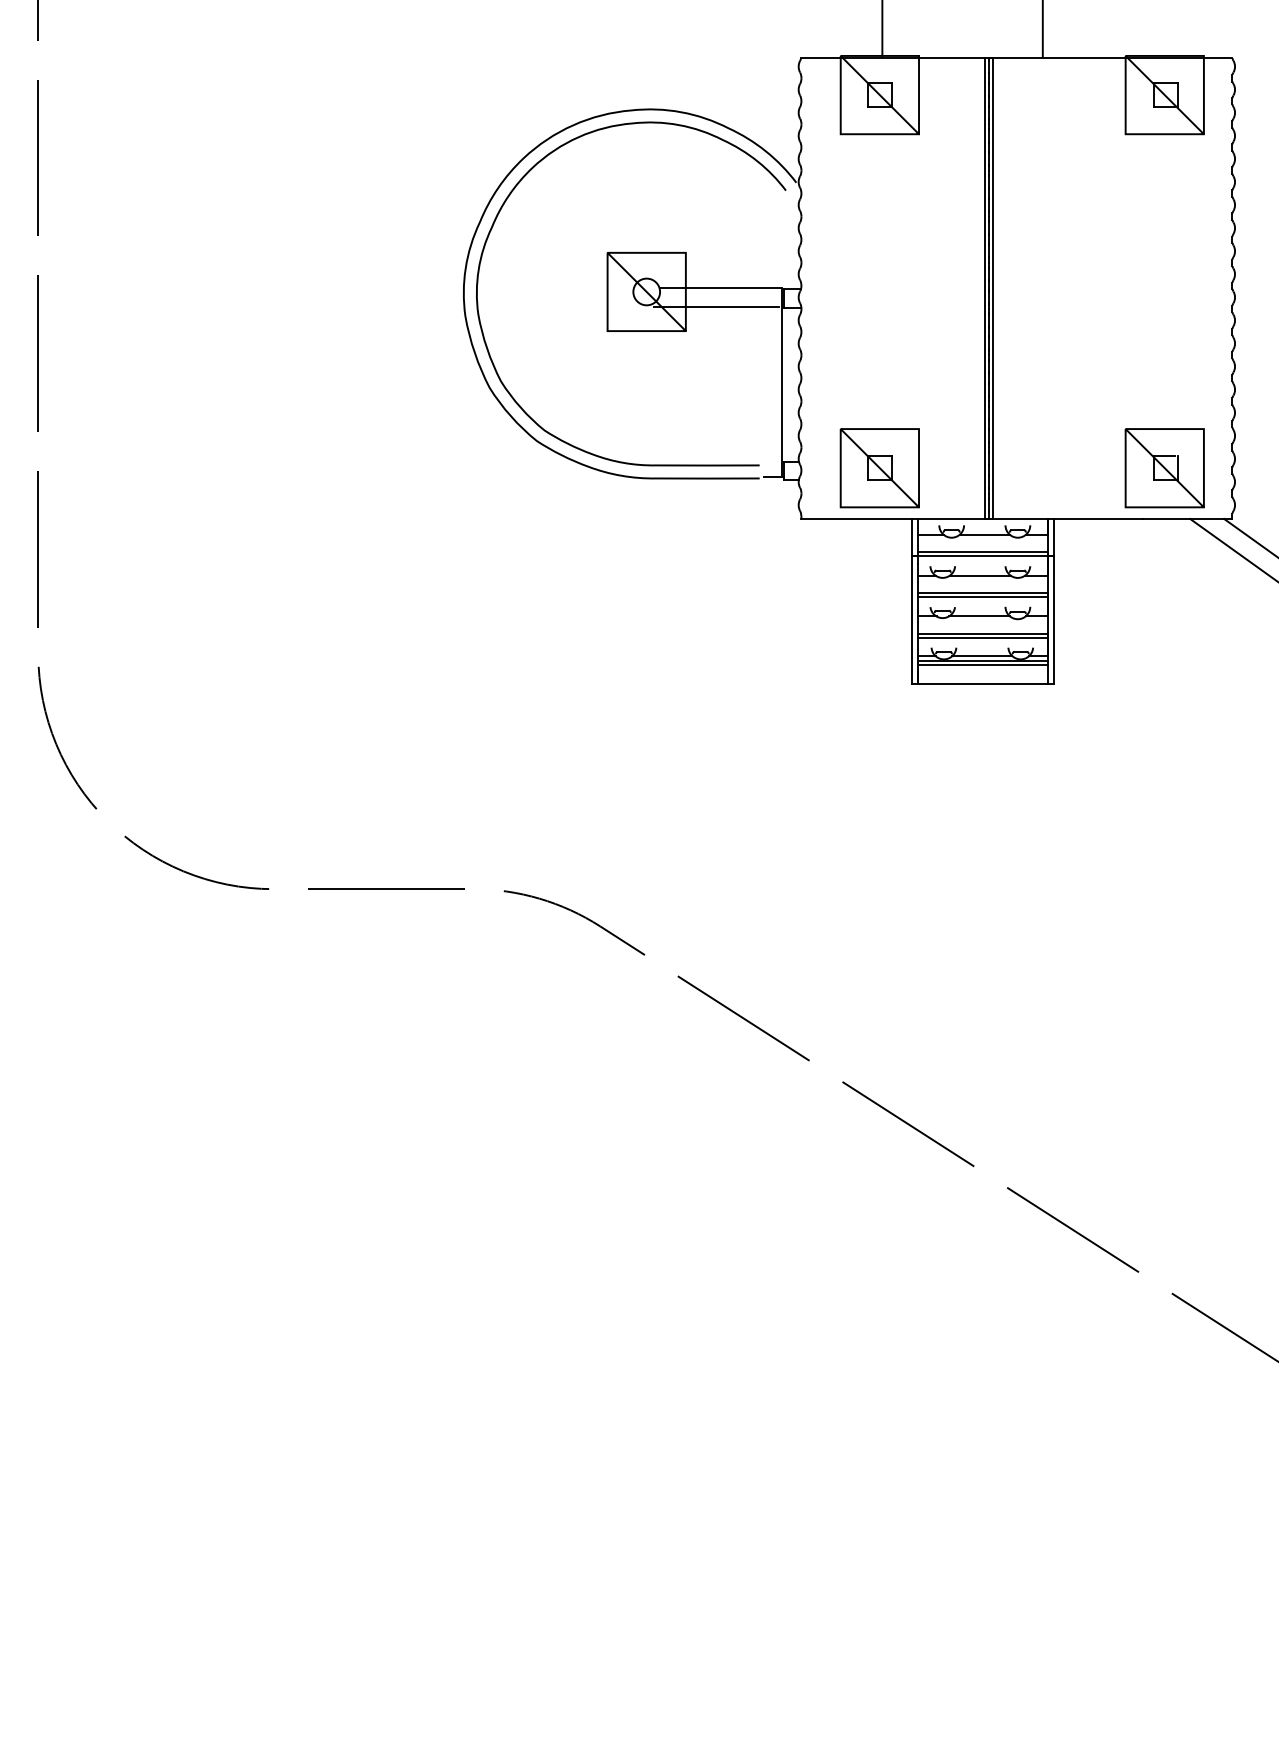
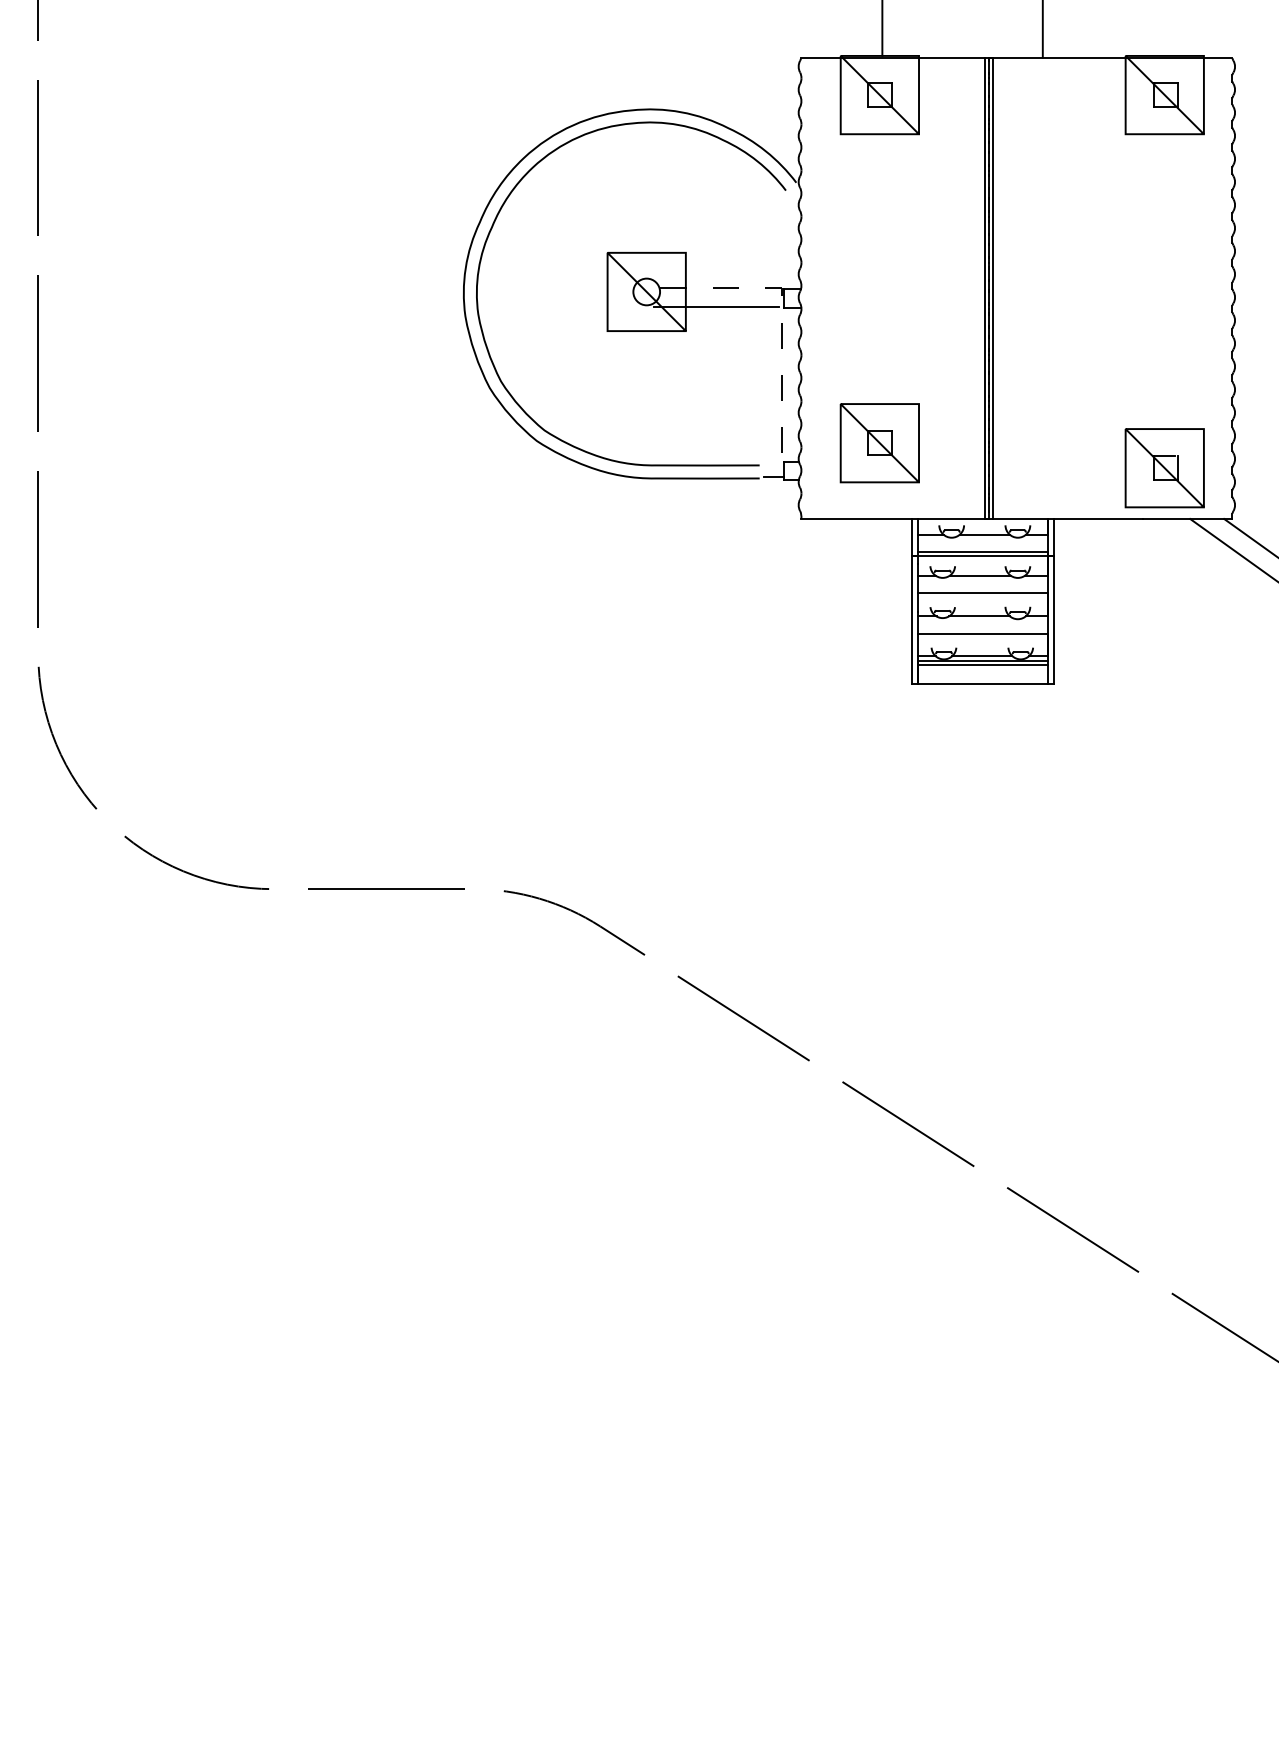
line: solid -> dashed (782, 320)
part position: (879, 468) -> (879, 443) (879, 443)
line: present -> none (982, 597)
line: present -> none (982, 637)
